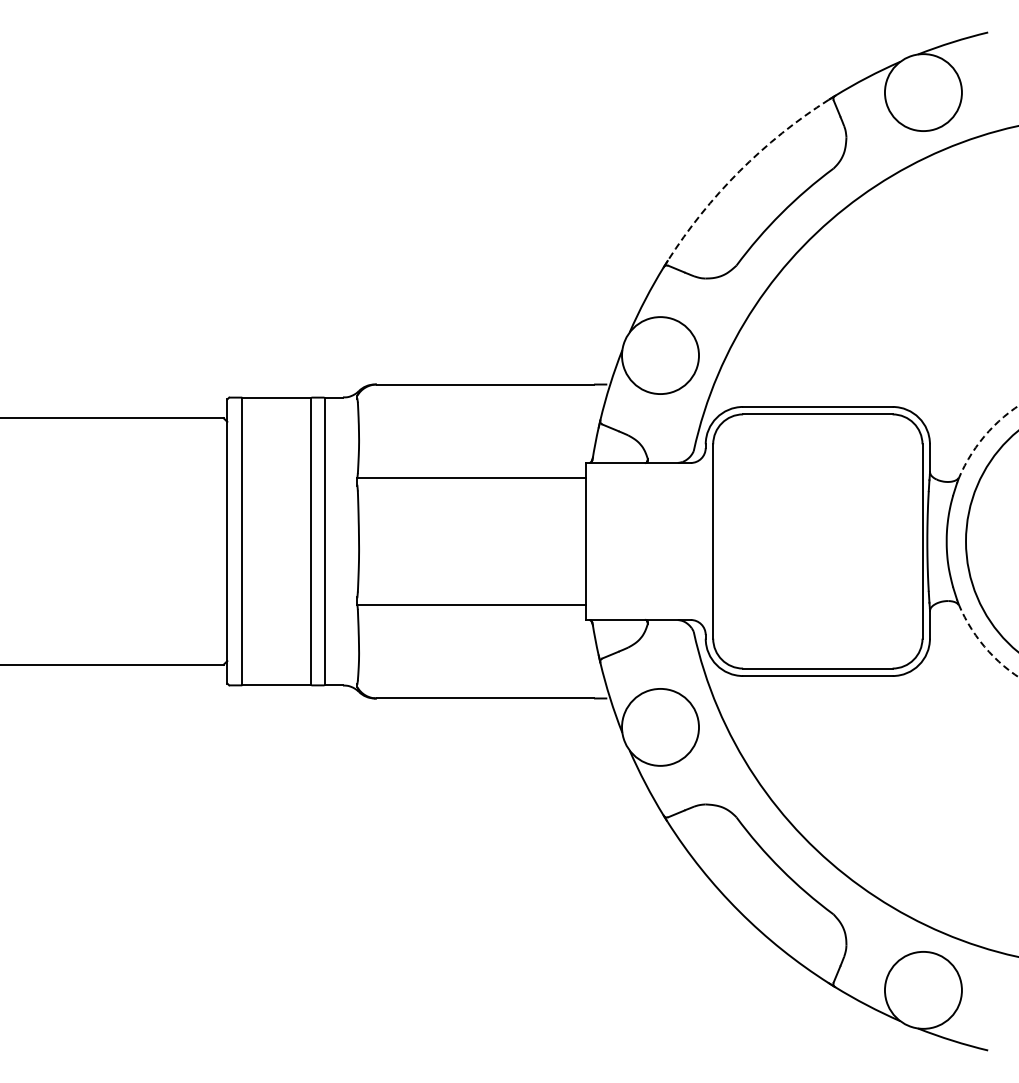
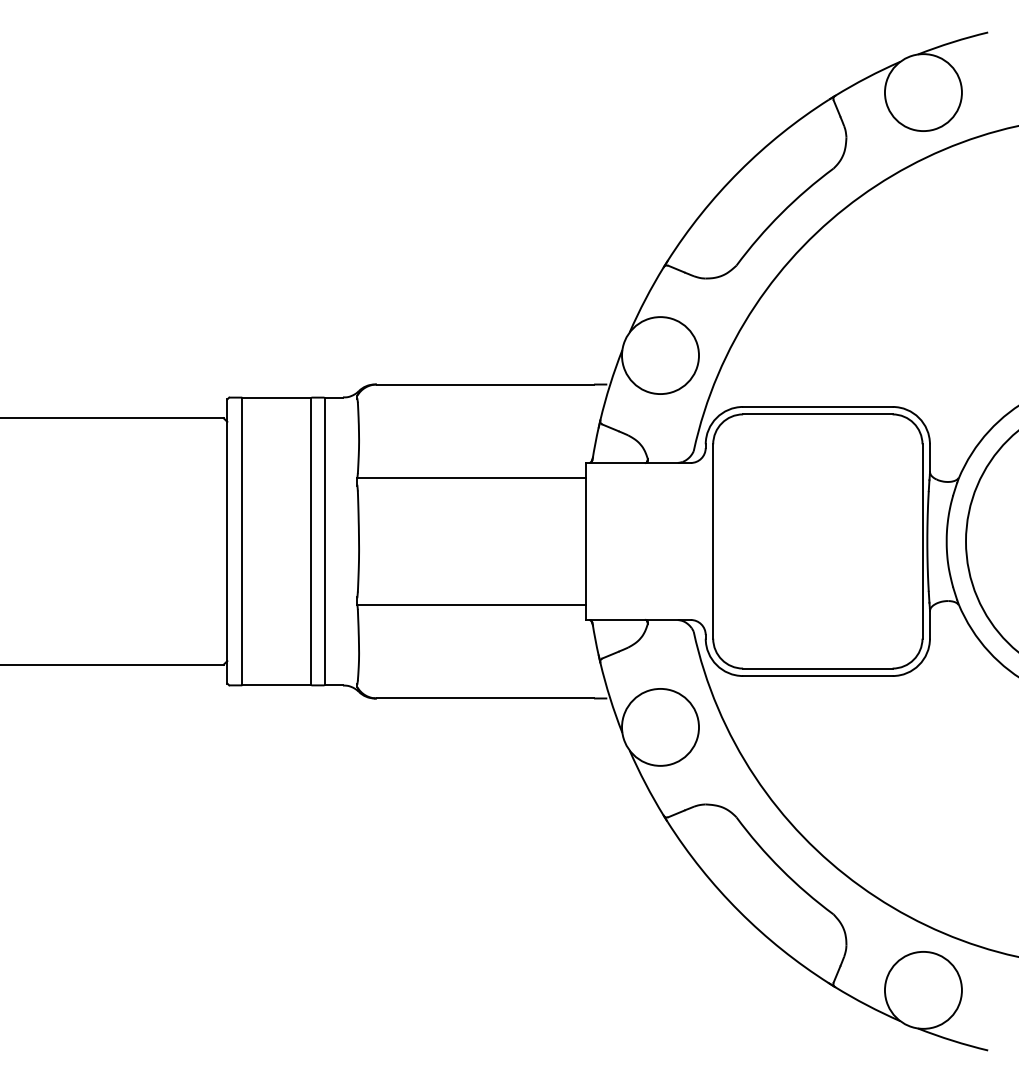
arc: dashed -> solid (739, 171)
arc: dashed -> solid (1018, 406)
